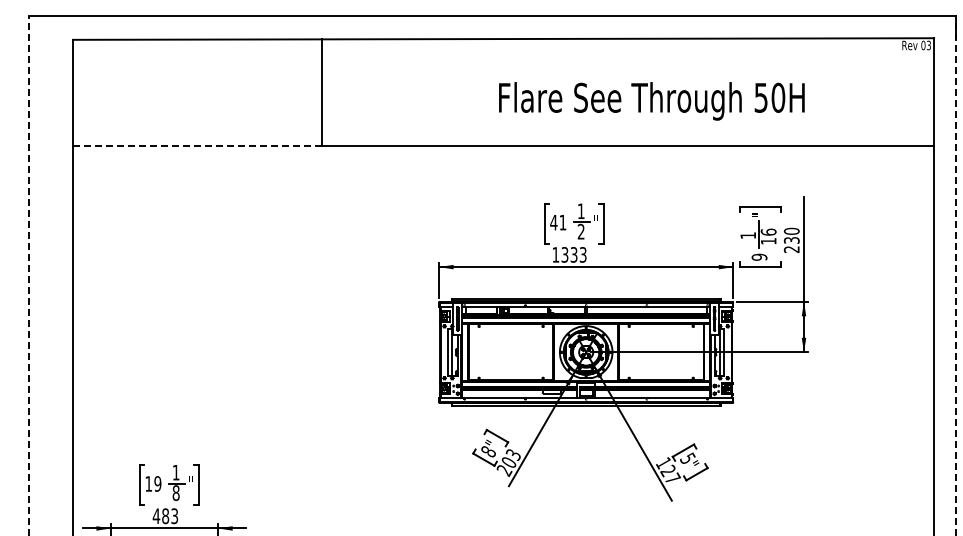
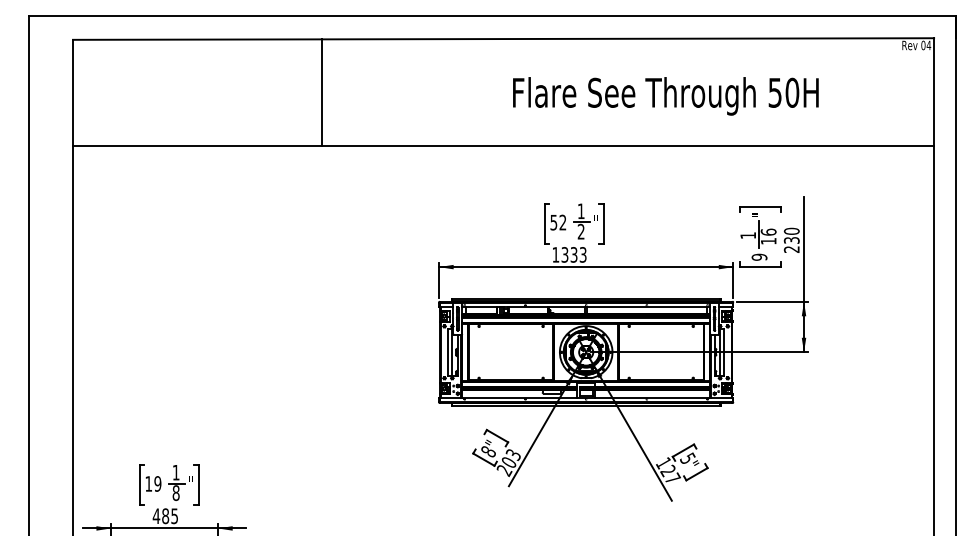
text: 03 -> 04 (928, 45)
text position: (651, 101) -> (665, 96) (665, 96)
line: dashed -> solid (197, 146)
text: 41 -> 52 (558, 222)
line: dashed -> solid (28, 276)
line: dashed -> solid (956, 276)
text: 483 -> 485 (174, 515)
